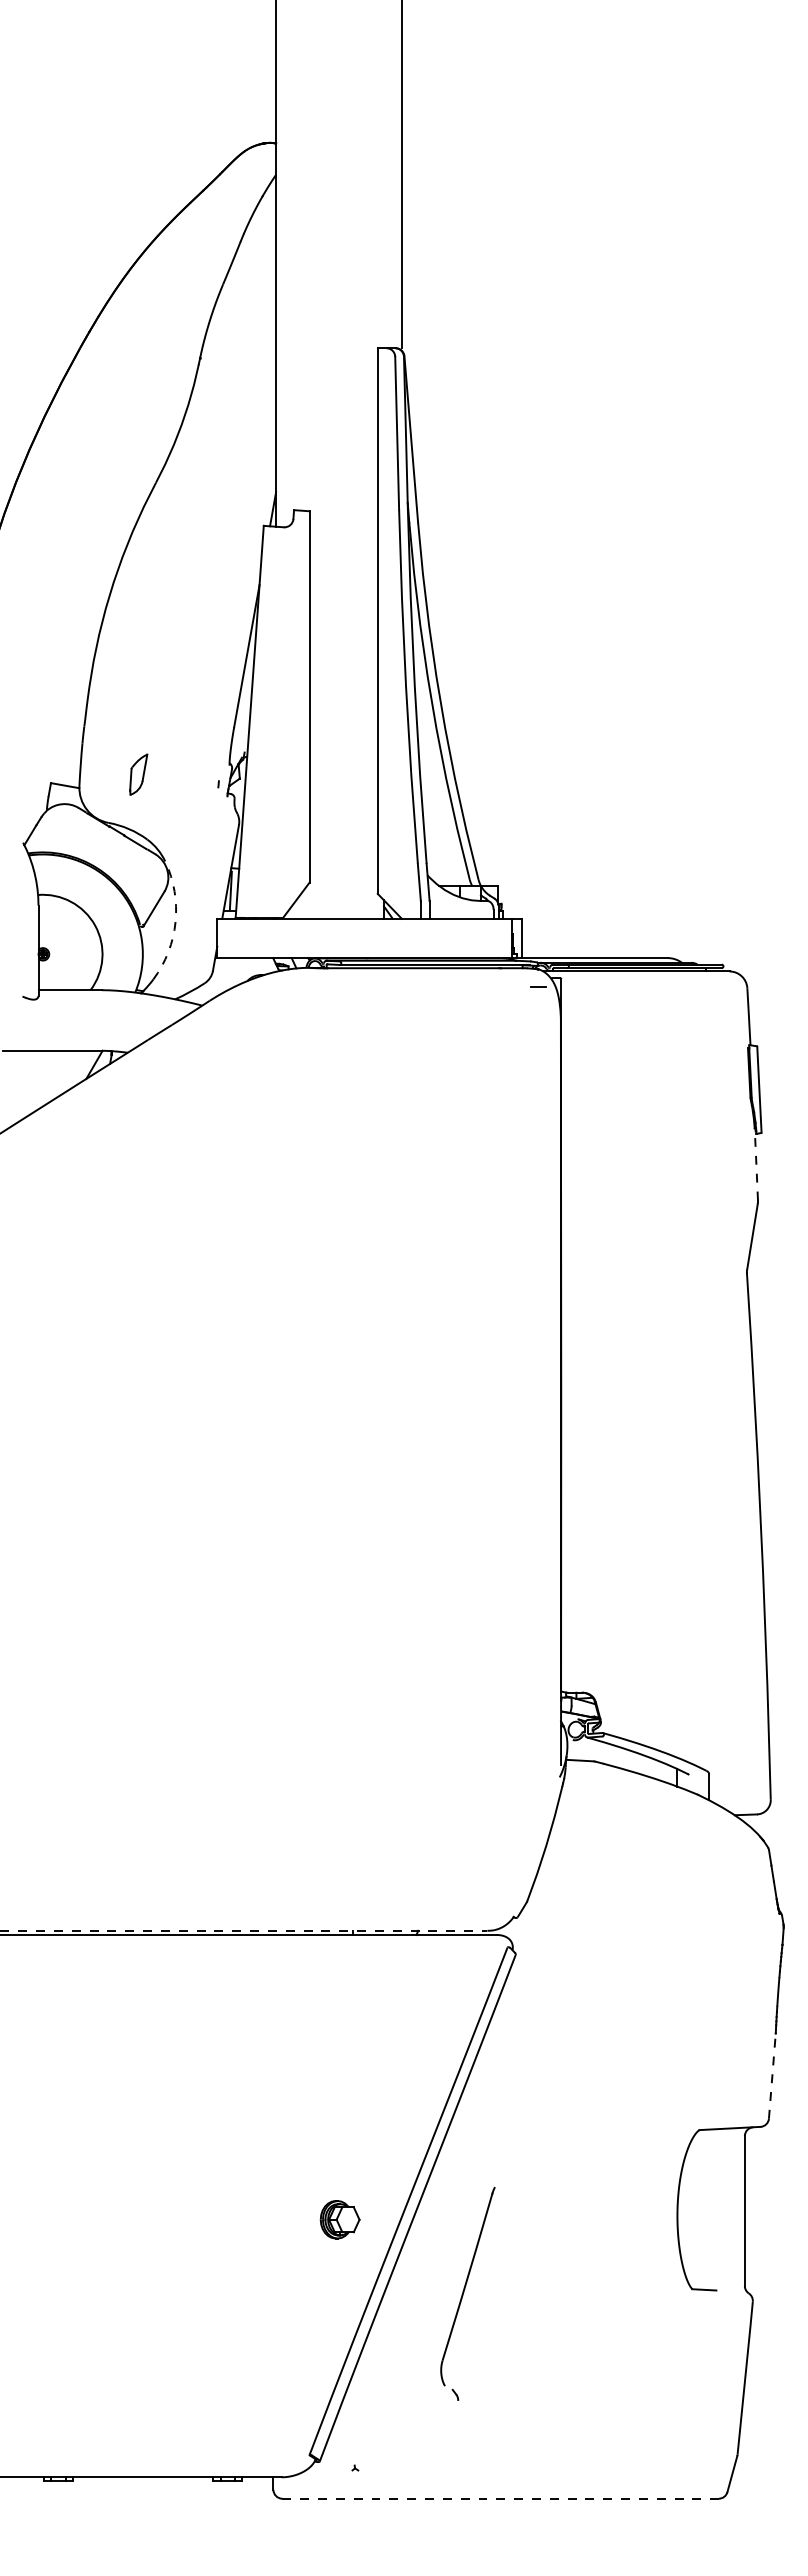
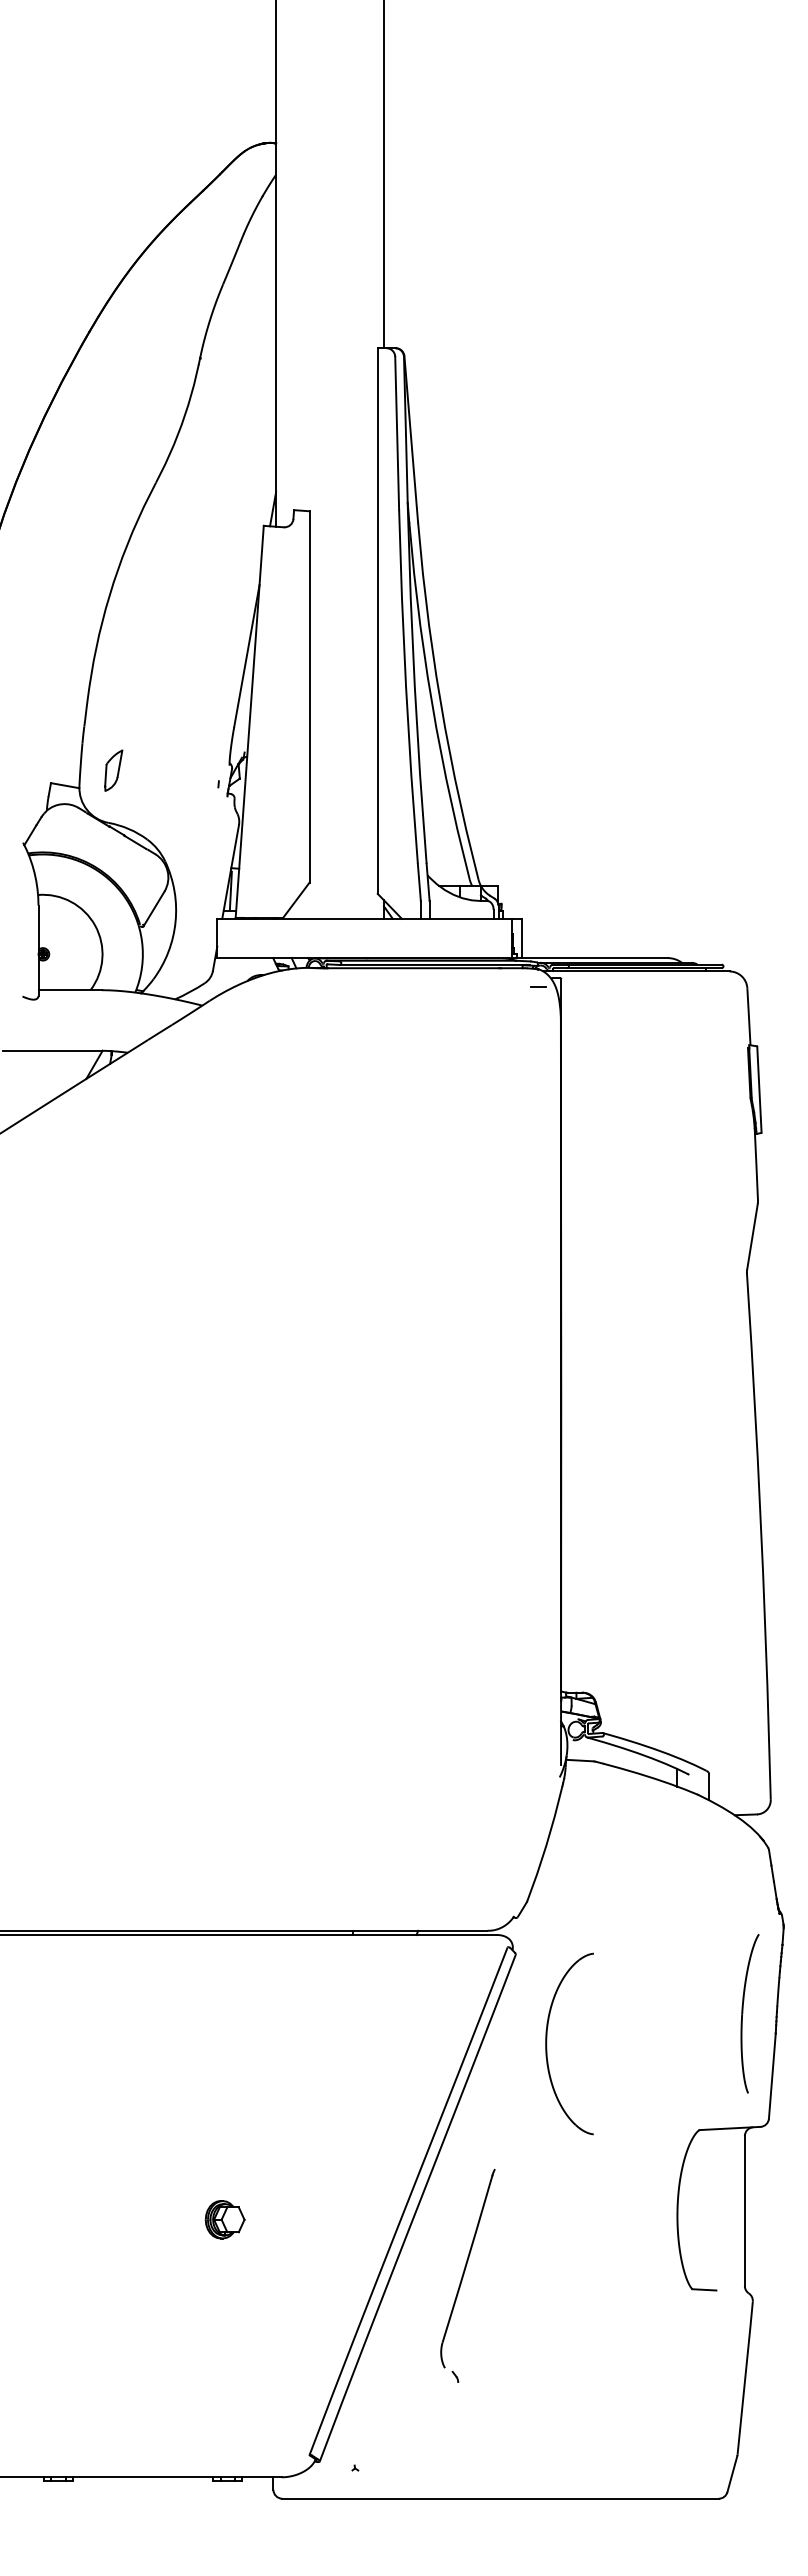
line position: (402, 175) -> (384, 175) (384, 175)
part position: (138, 774) -> (113, 770) (113, 770)
arc: dashed -> solid (175, 922)
arc: dashed -> solid (756, 1164)
line: dashed -> solid (244, 1930)
part: none -> present (749, 2013)
part: none -> present (547, 2043)
line: dashed -> solid (772, 2076)
part position: (339, 2219) -> (224, 2219) (224, 2219)
part position: (467, 2293) -> (467, 2275) (467, 2275)
line: dashed -> solid (501, 2498)
